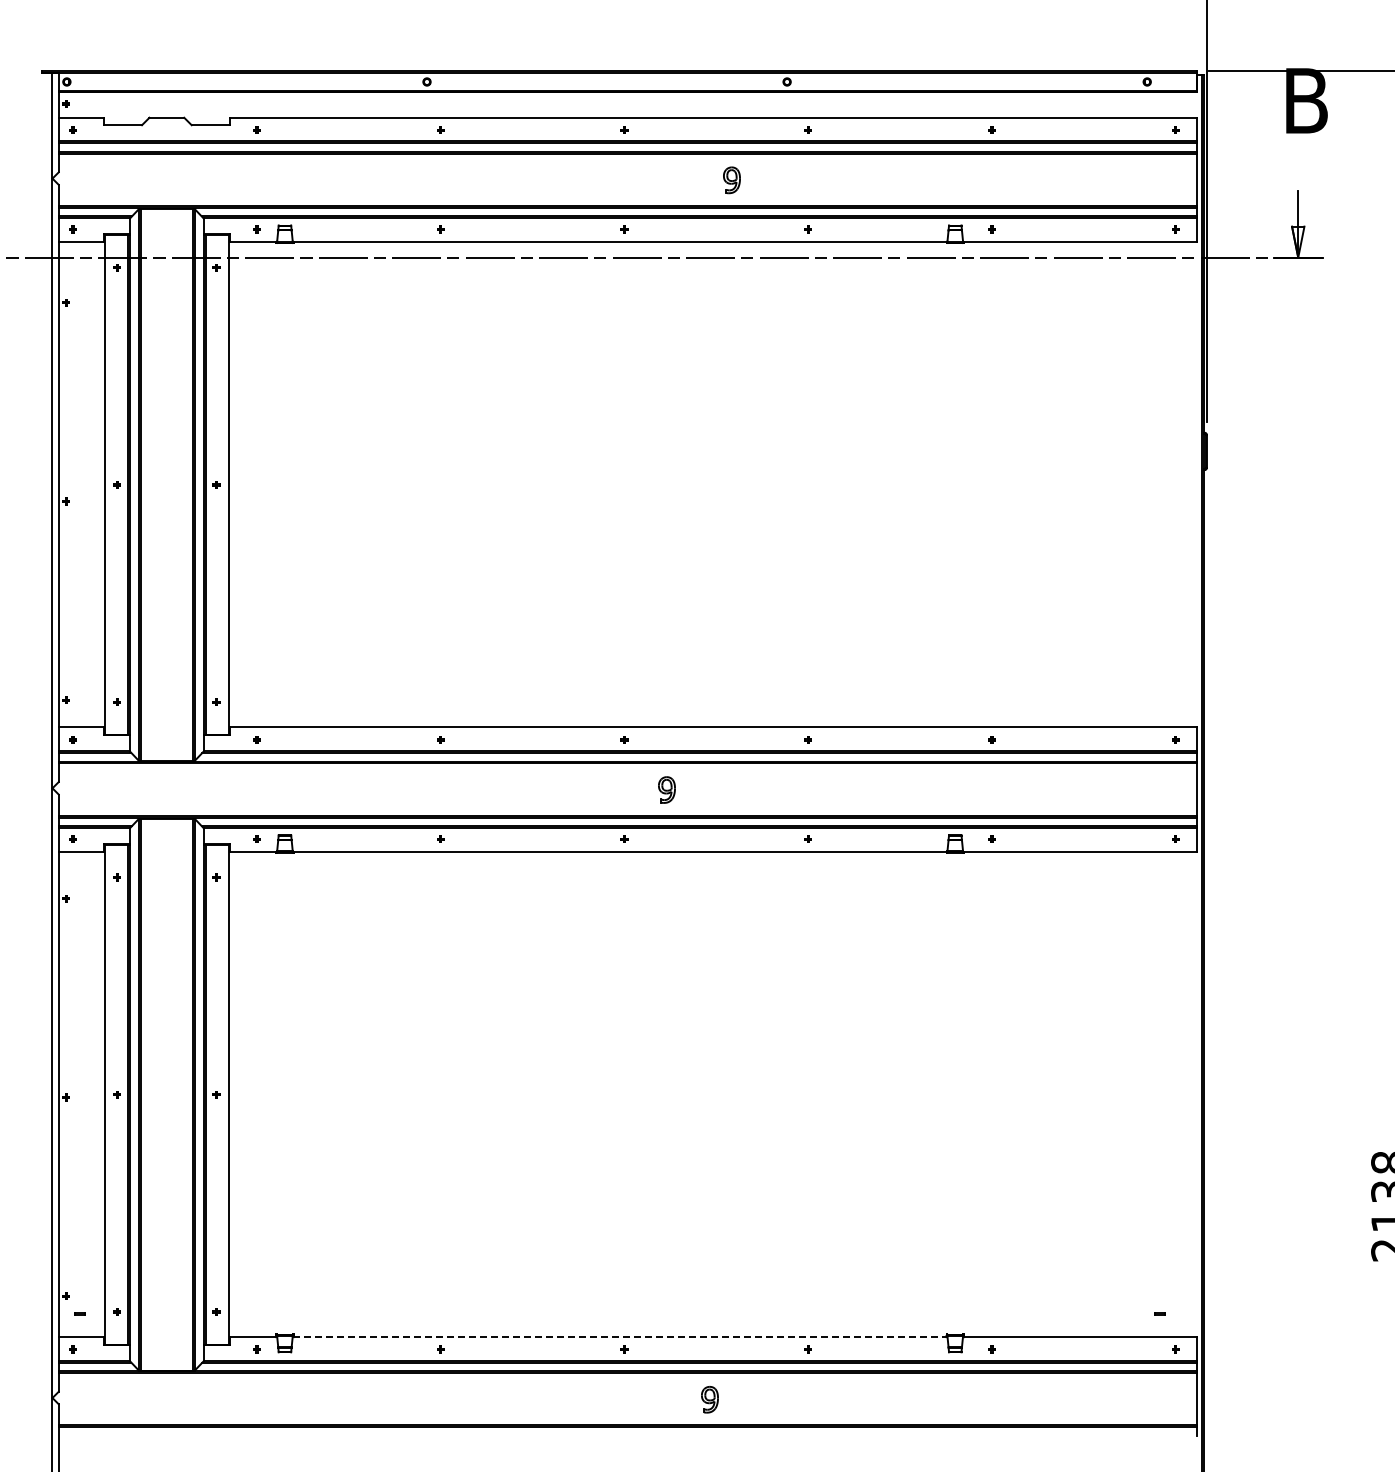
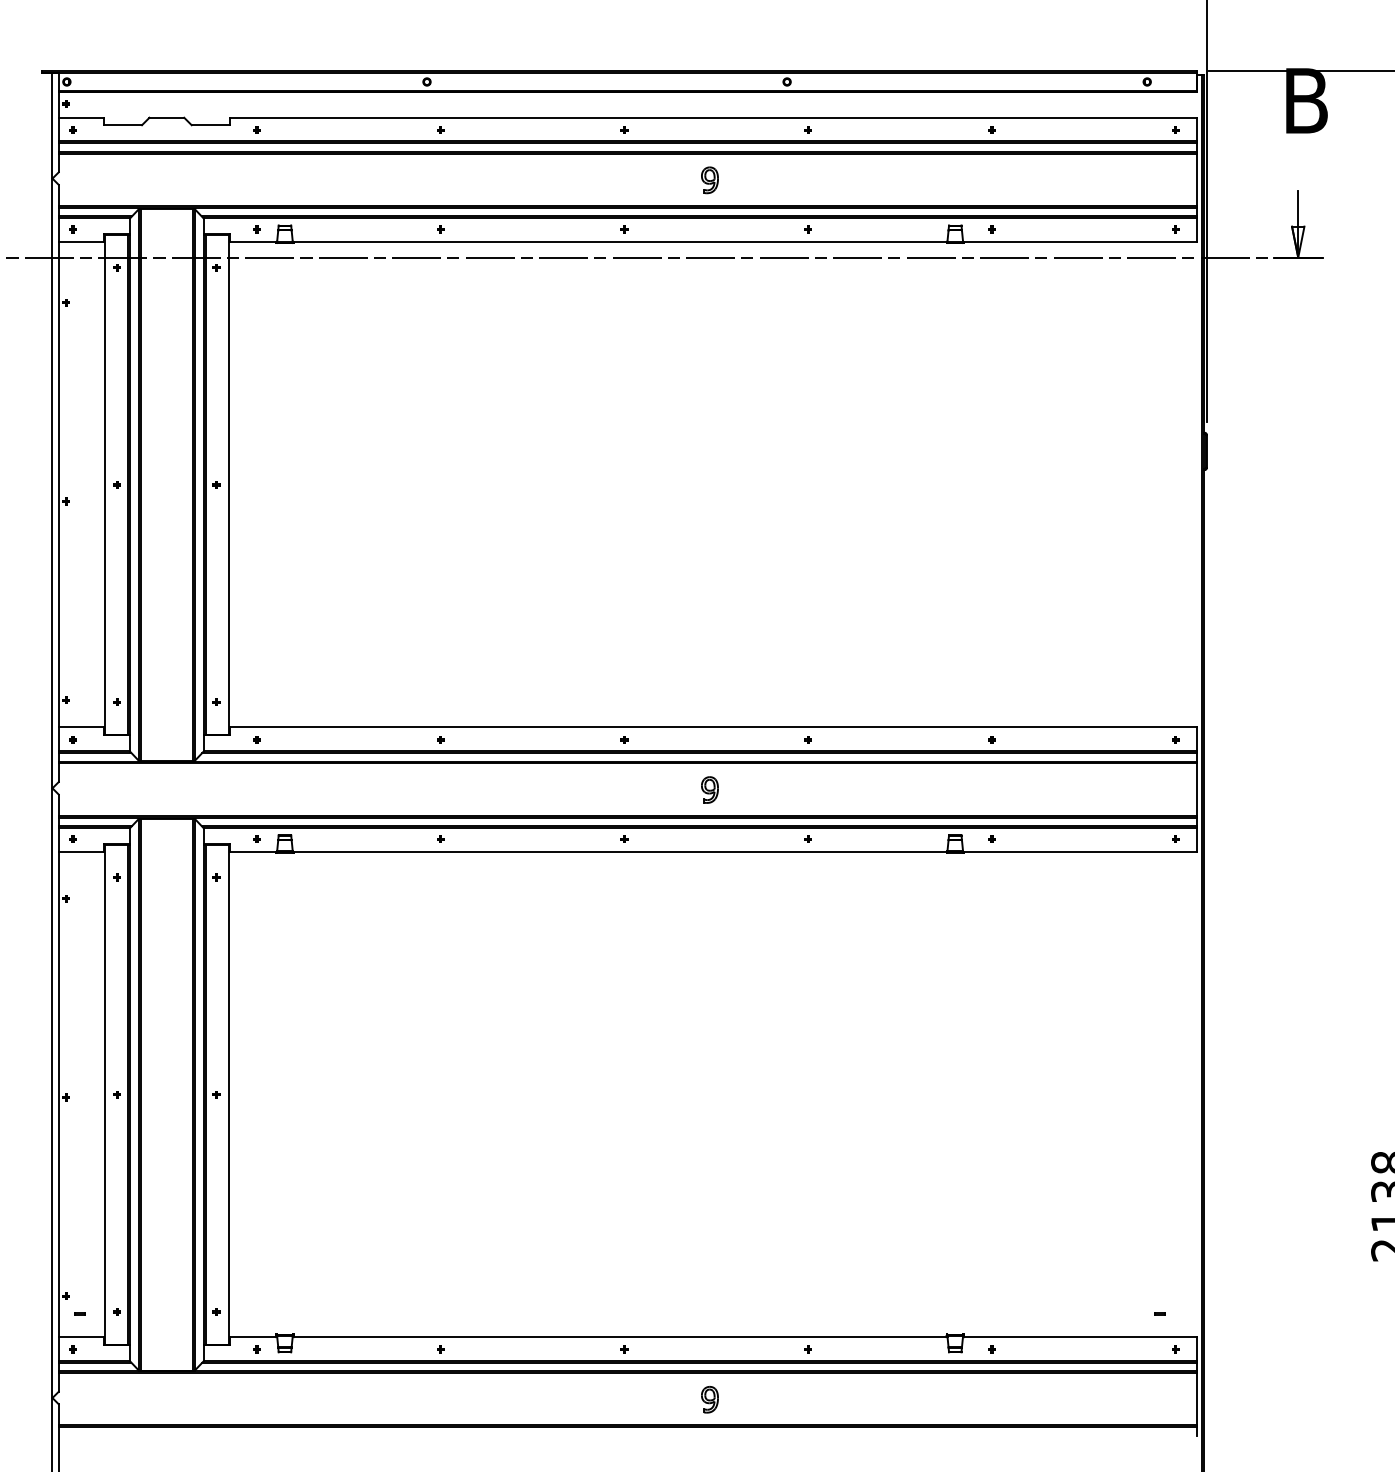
part position: (731, 180) -> (709, 180) (709, 180)
part position: (666, 789) -> (709, 789) (709, 789)
line: dashed -> solid (620, 1337)
